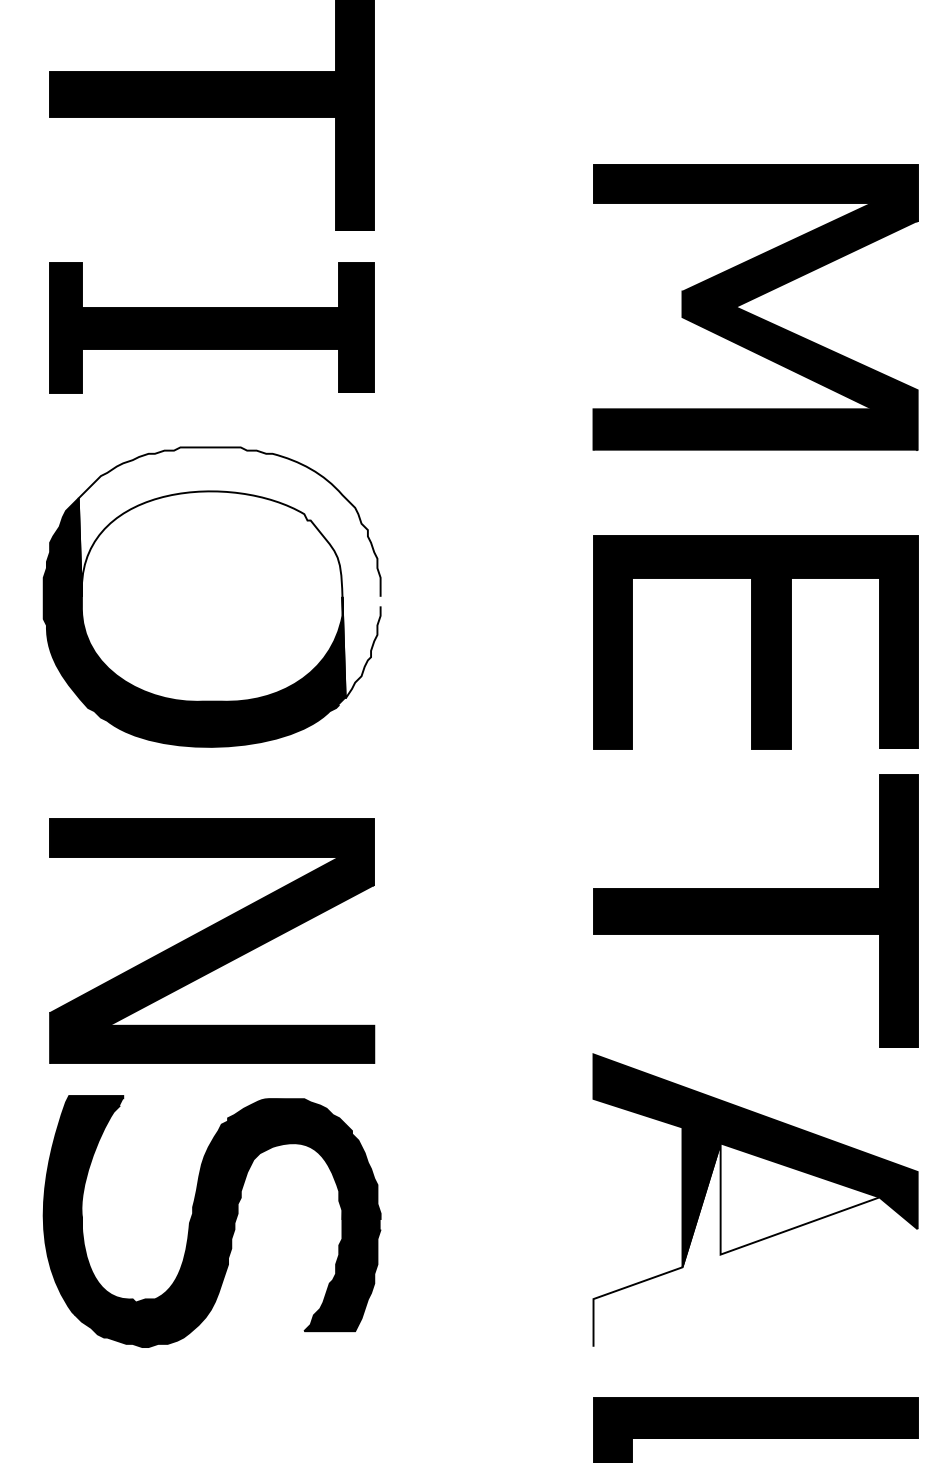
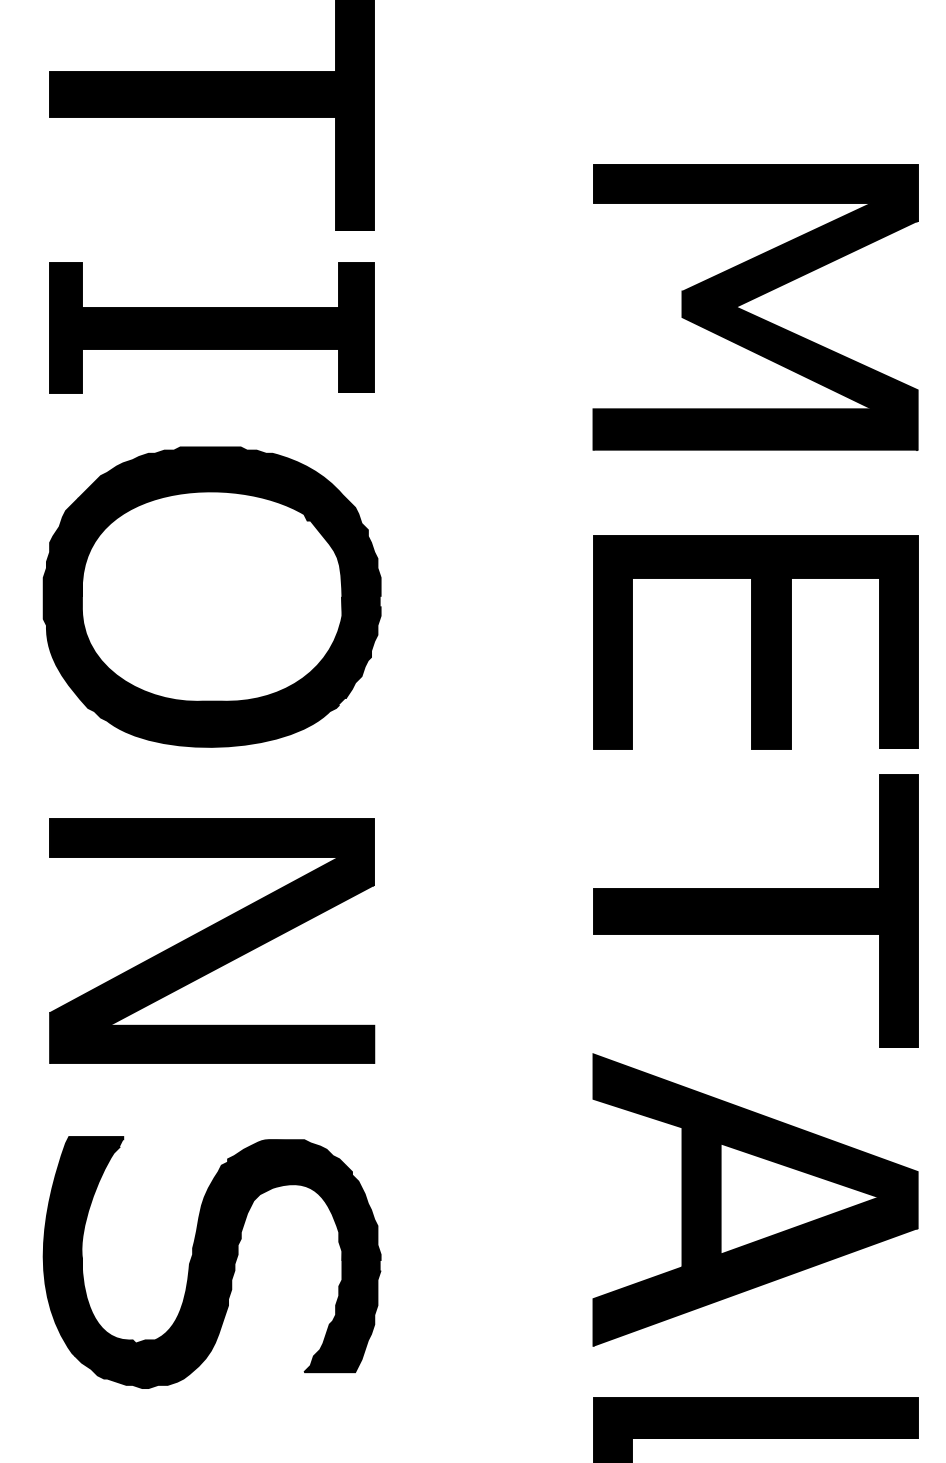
fill: none -> present (229, 572)
part position: (211, 1221) -> (211, 1262) (211, 1262)
fill: none -> present (755, 1244)
